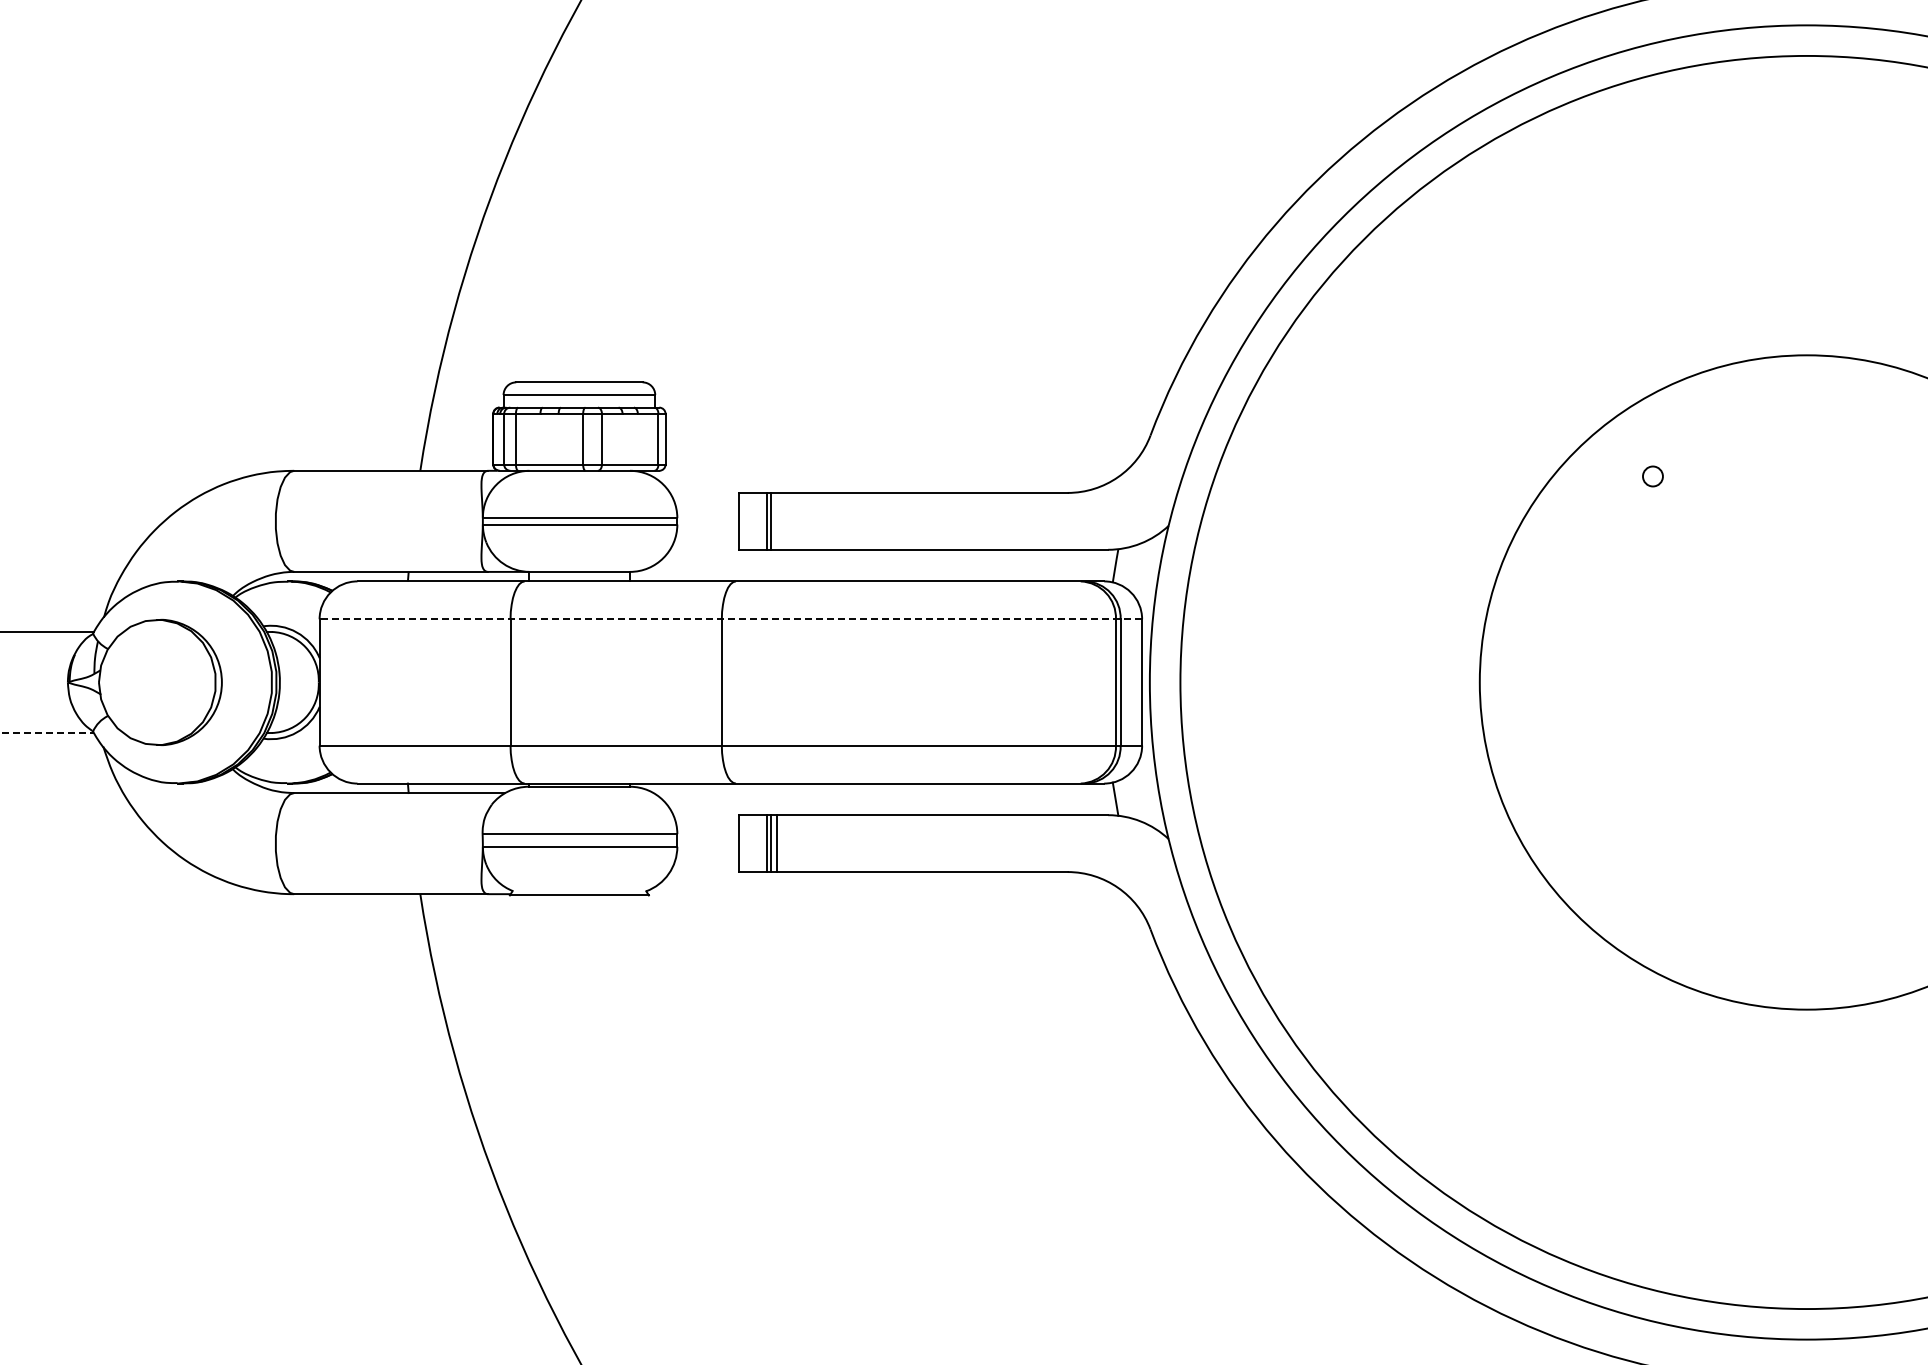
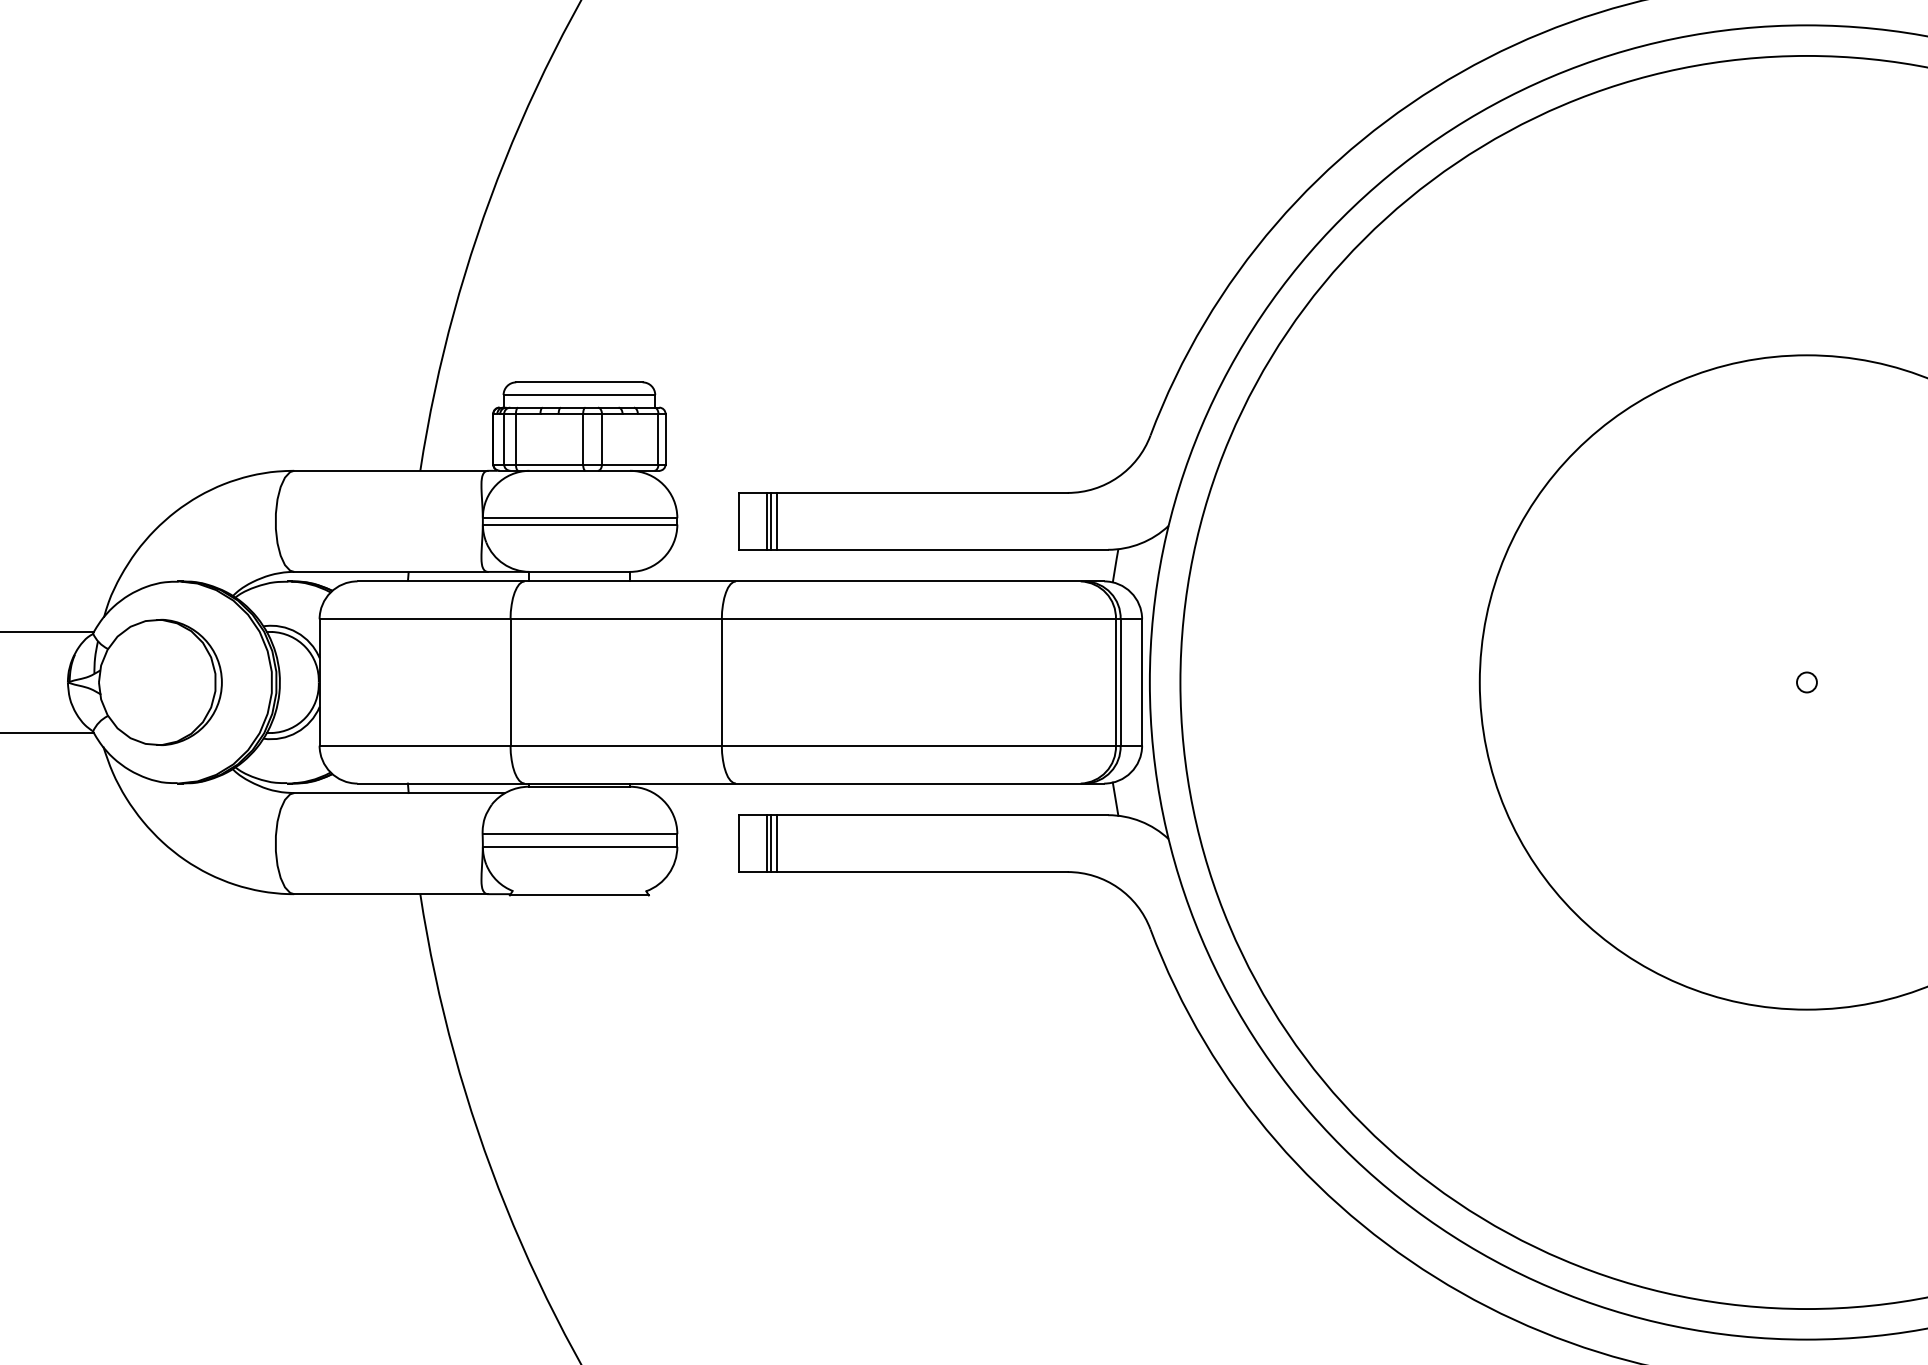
circle position: (1652, 476) -> (1806, 682) (1806, 682)
line: none -> present (776, 520)
line: dashed -> solid (730, 619)
line: dashed -> solid (47, 733)
